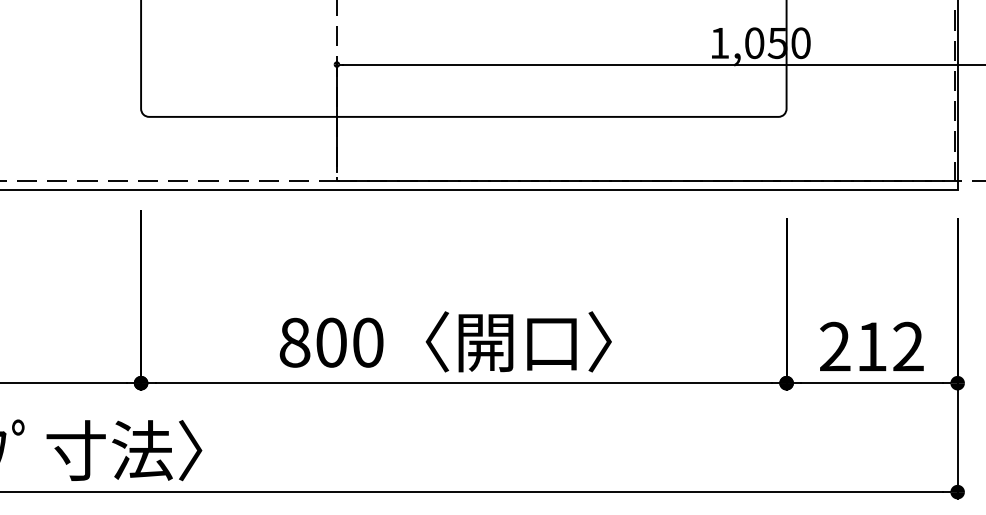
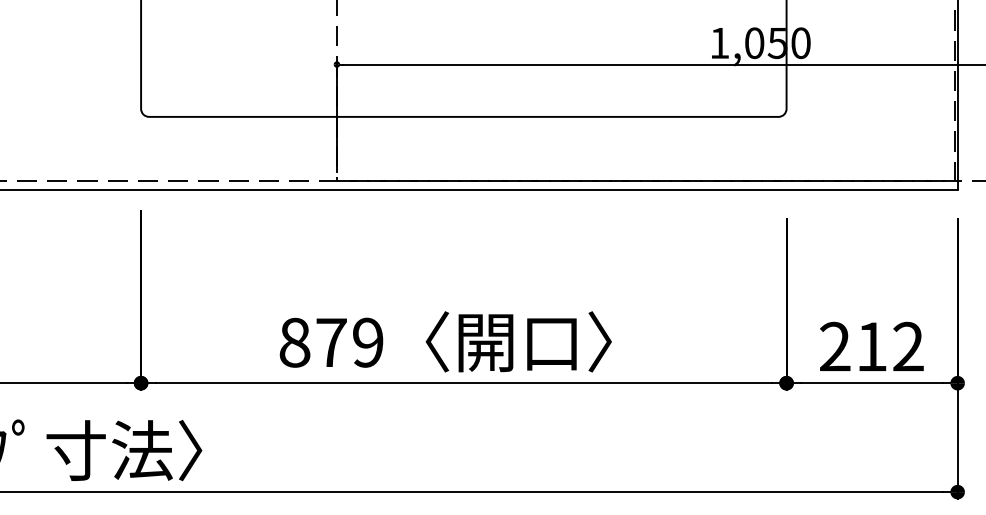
text: 800 -> 879 (349, 342)
